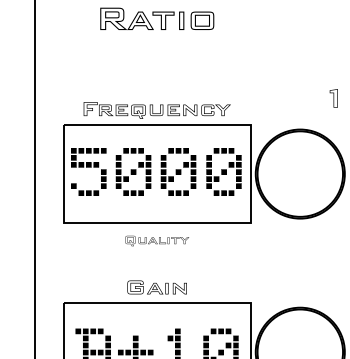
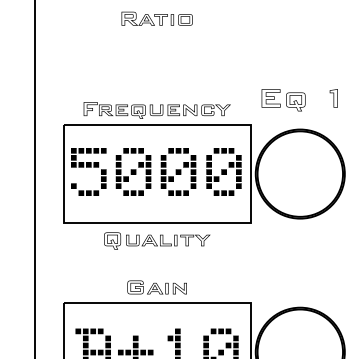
part size: 115x23 px -> 72x15 px (156, 18)
part: none -> present (283, 100)
part size: 64x12 px -> 107x18 px (157, 240)
